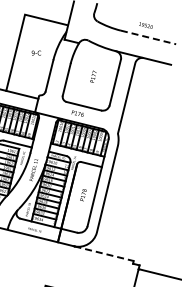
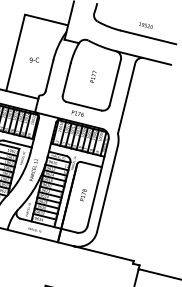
line: dashed -> solid (149, 37)
text position: (35, 52) -> (33, 59) (33, 59)
line: dashed -> solid (104, 253)
